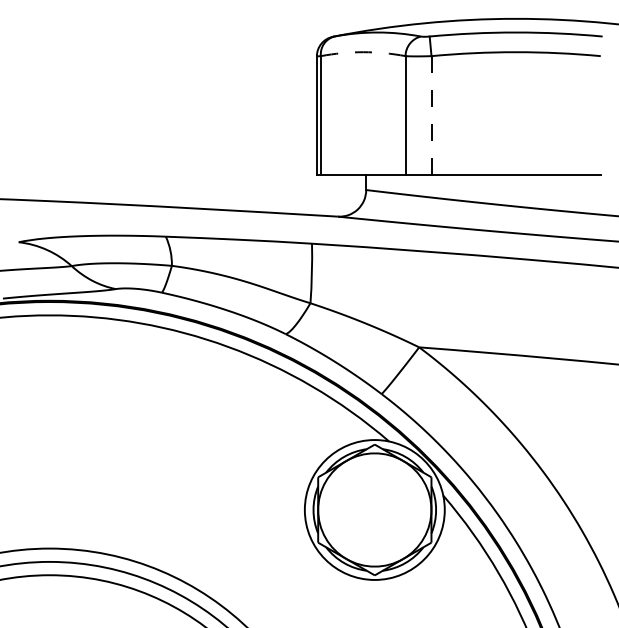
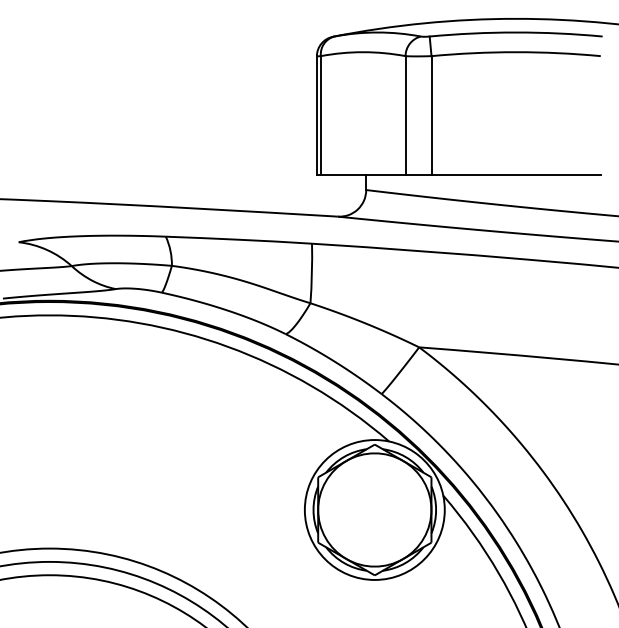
arc: dashed -> solid (363, 52)
line: dashed -> solid (431, 115)
